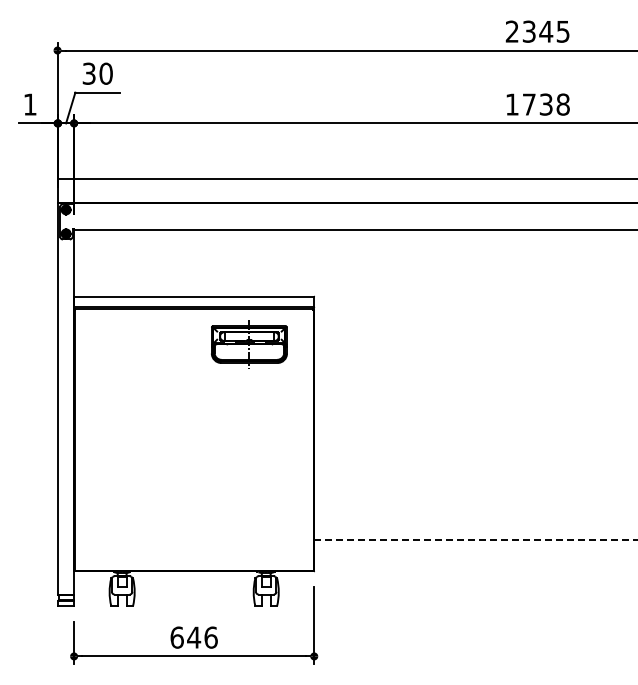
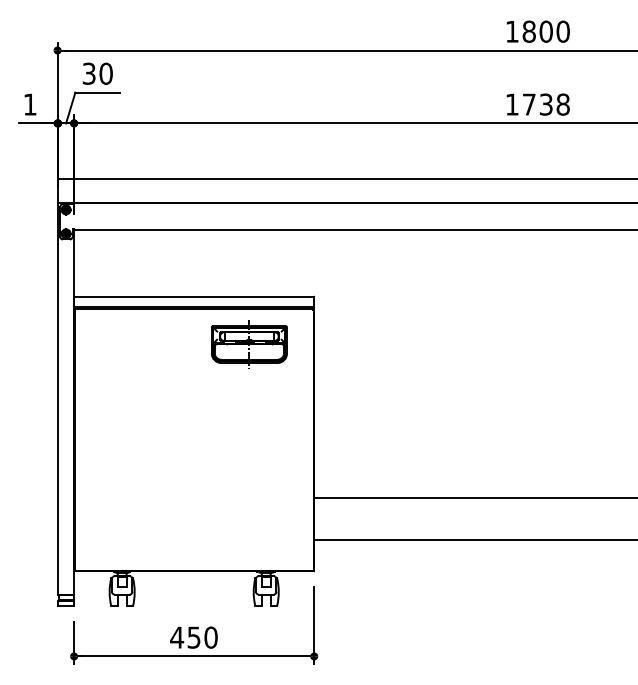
text: 2345 -> 1800 (537, 31)
line: none -> present (474, 497)
line: dashed -> solid (475, 540)
text: 646 -> 450 (193, 637)
